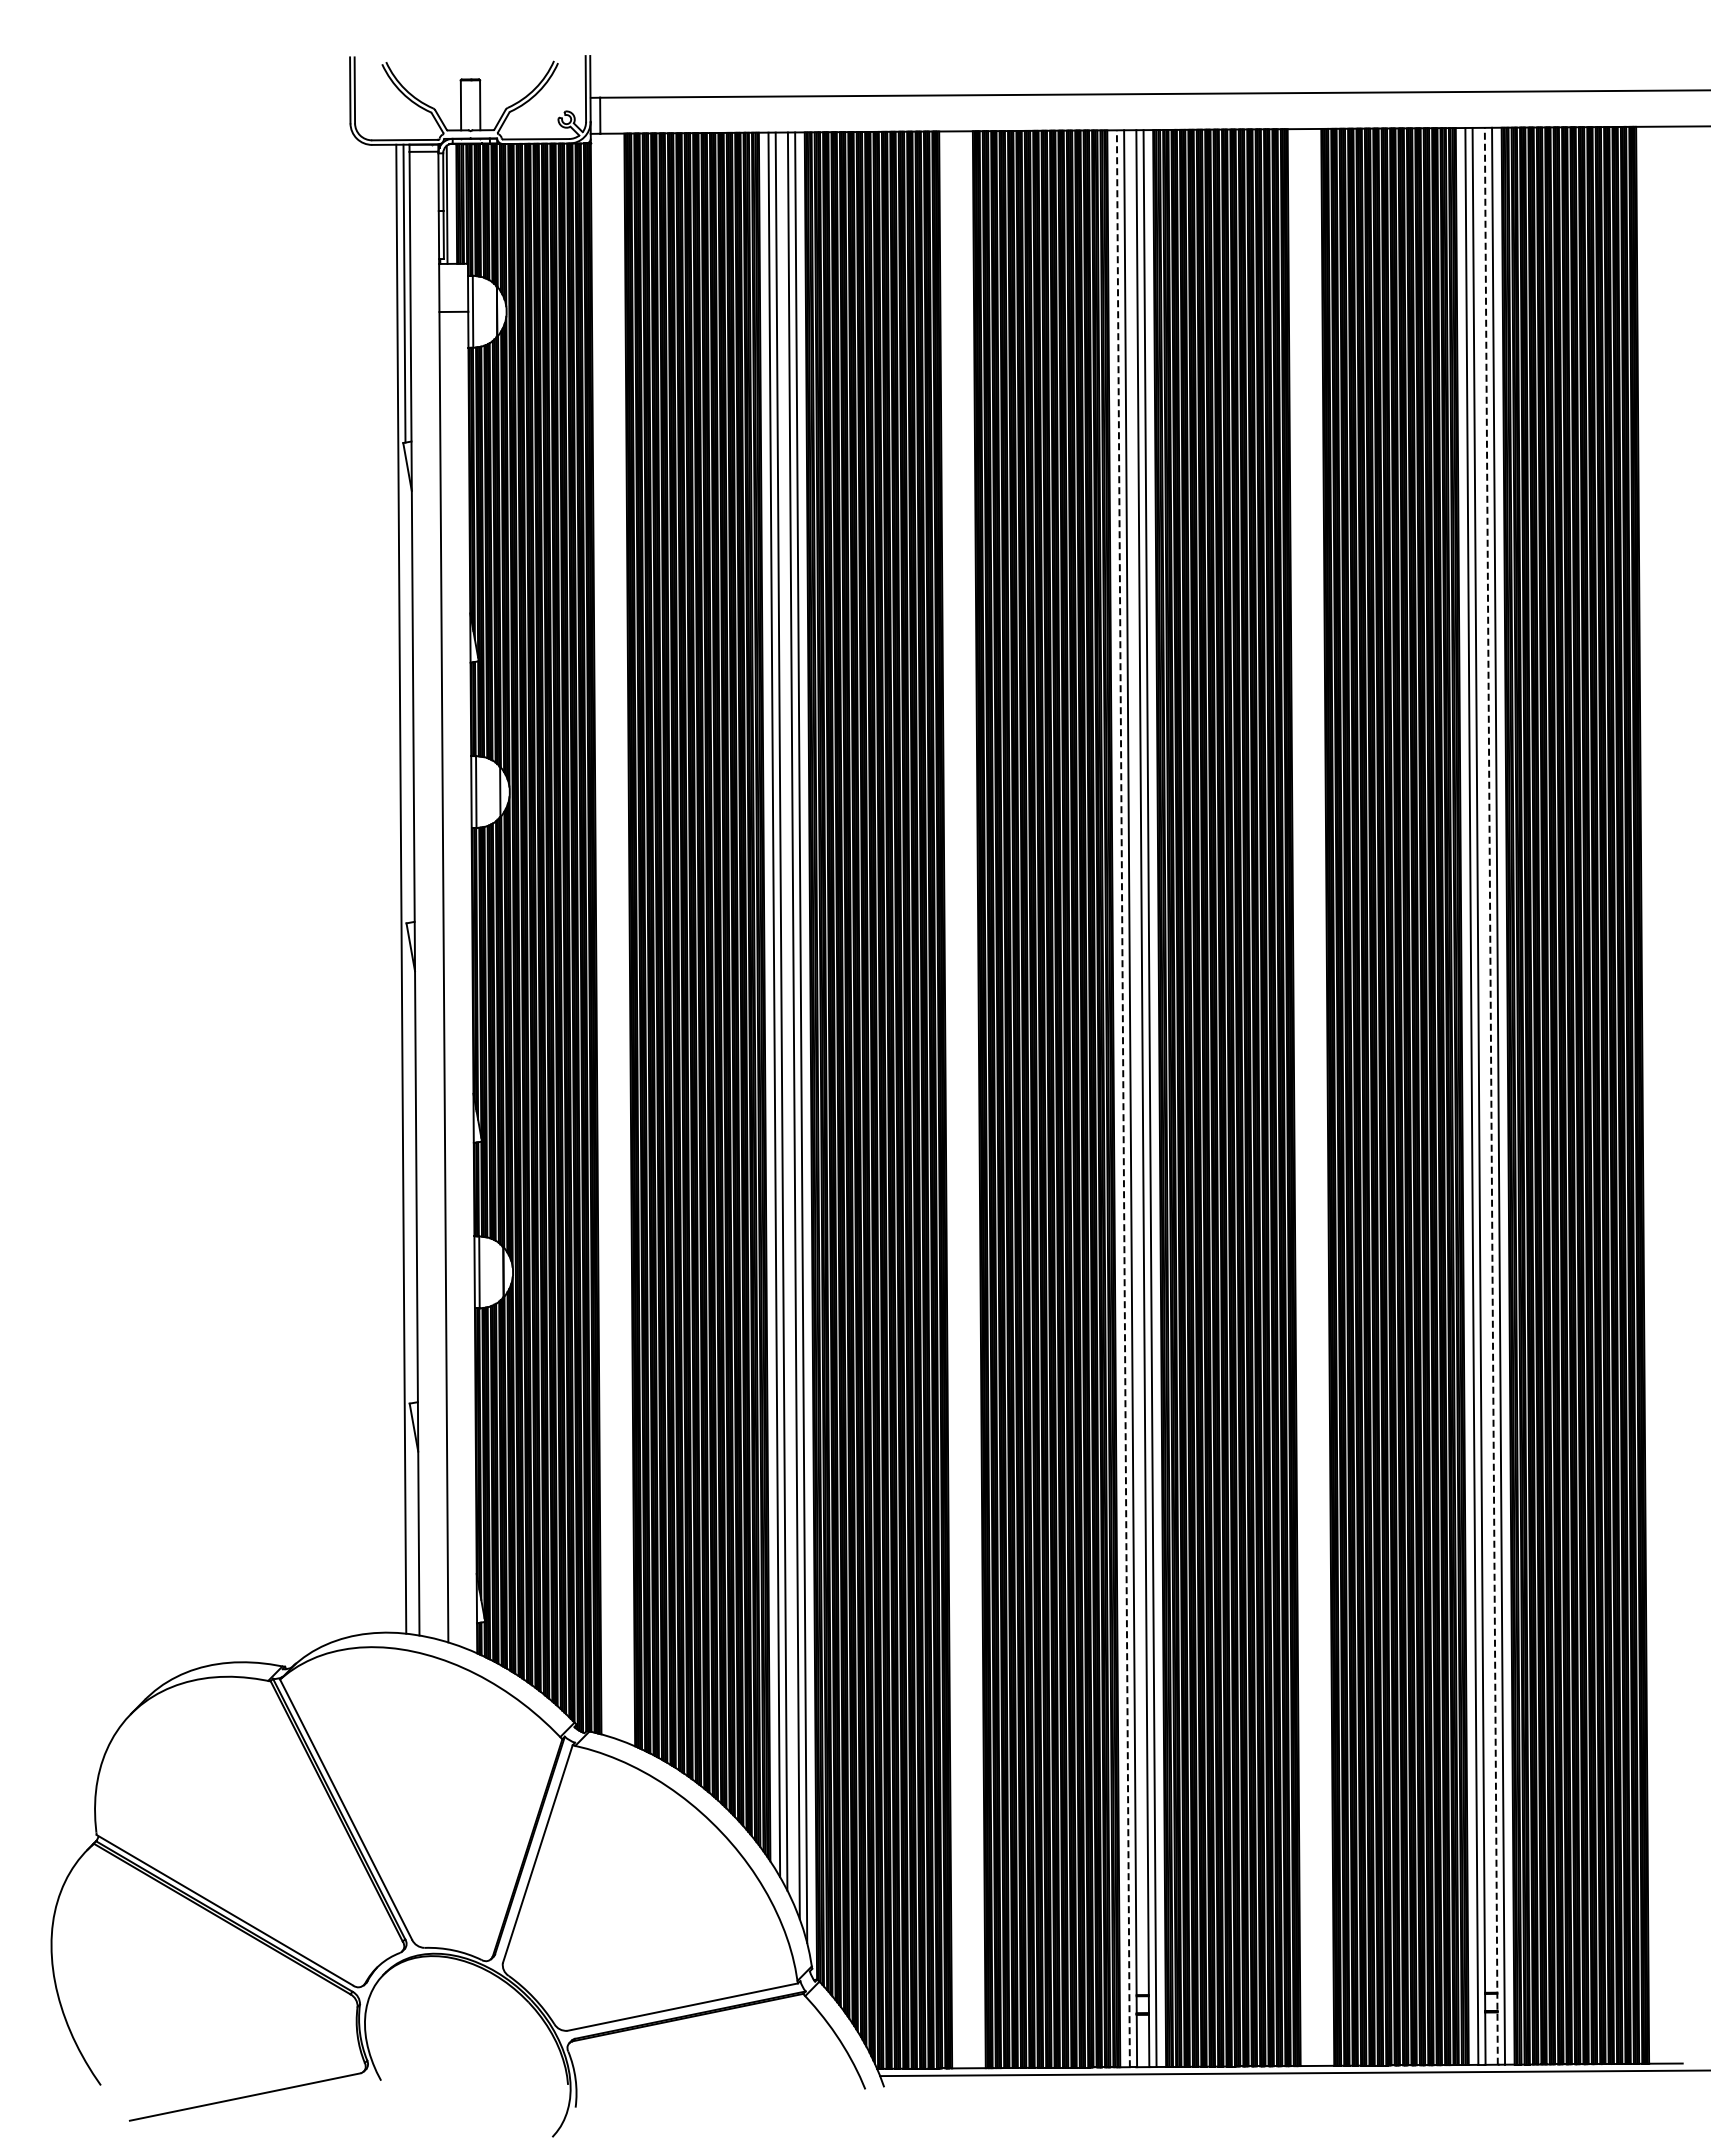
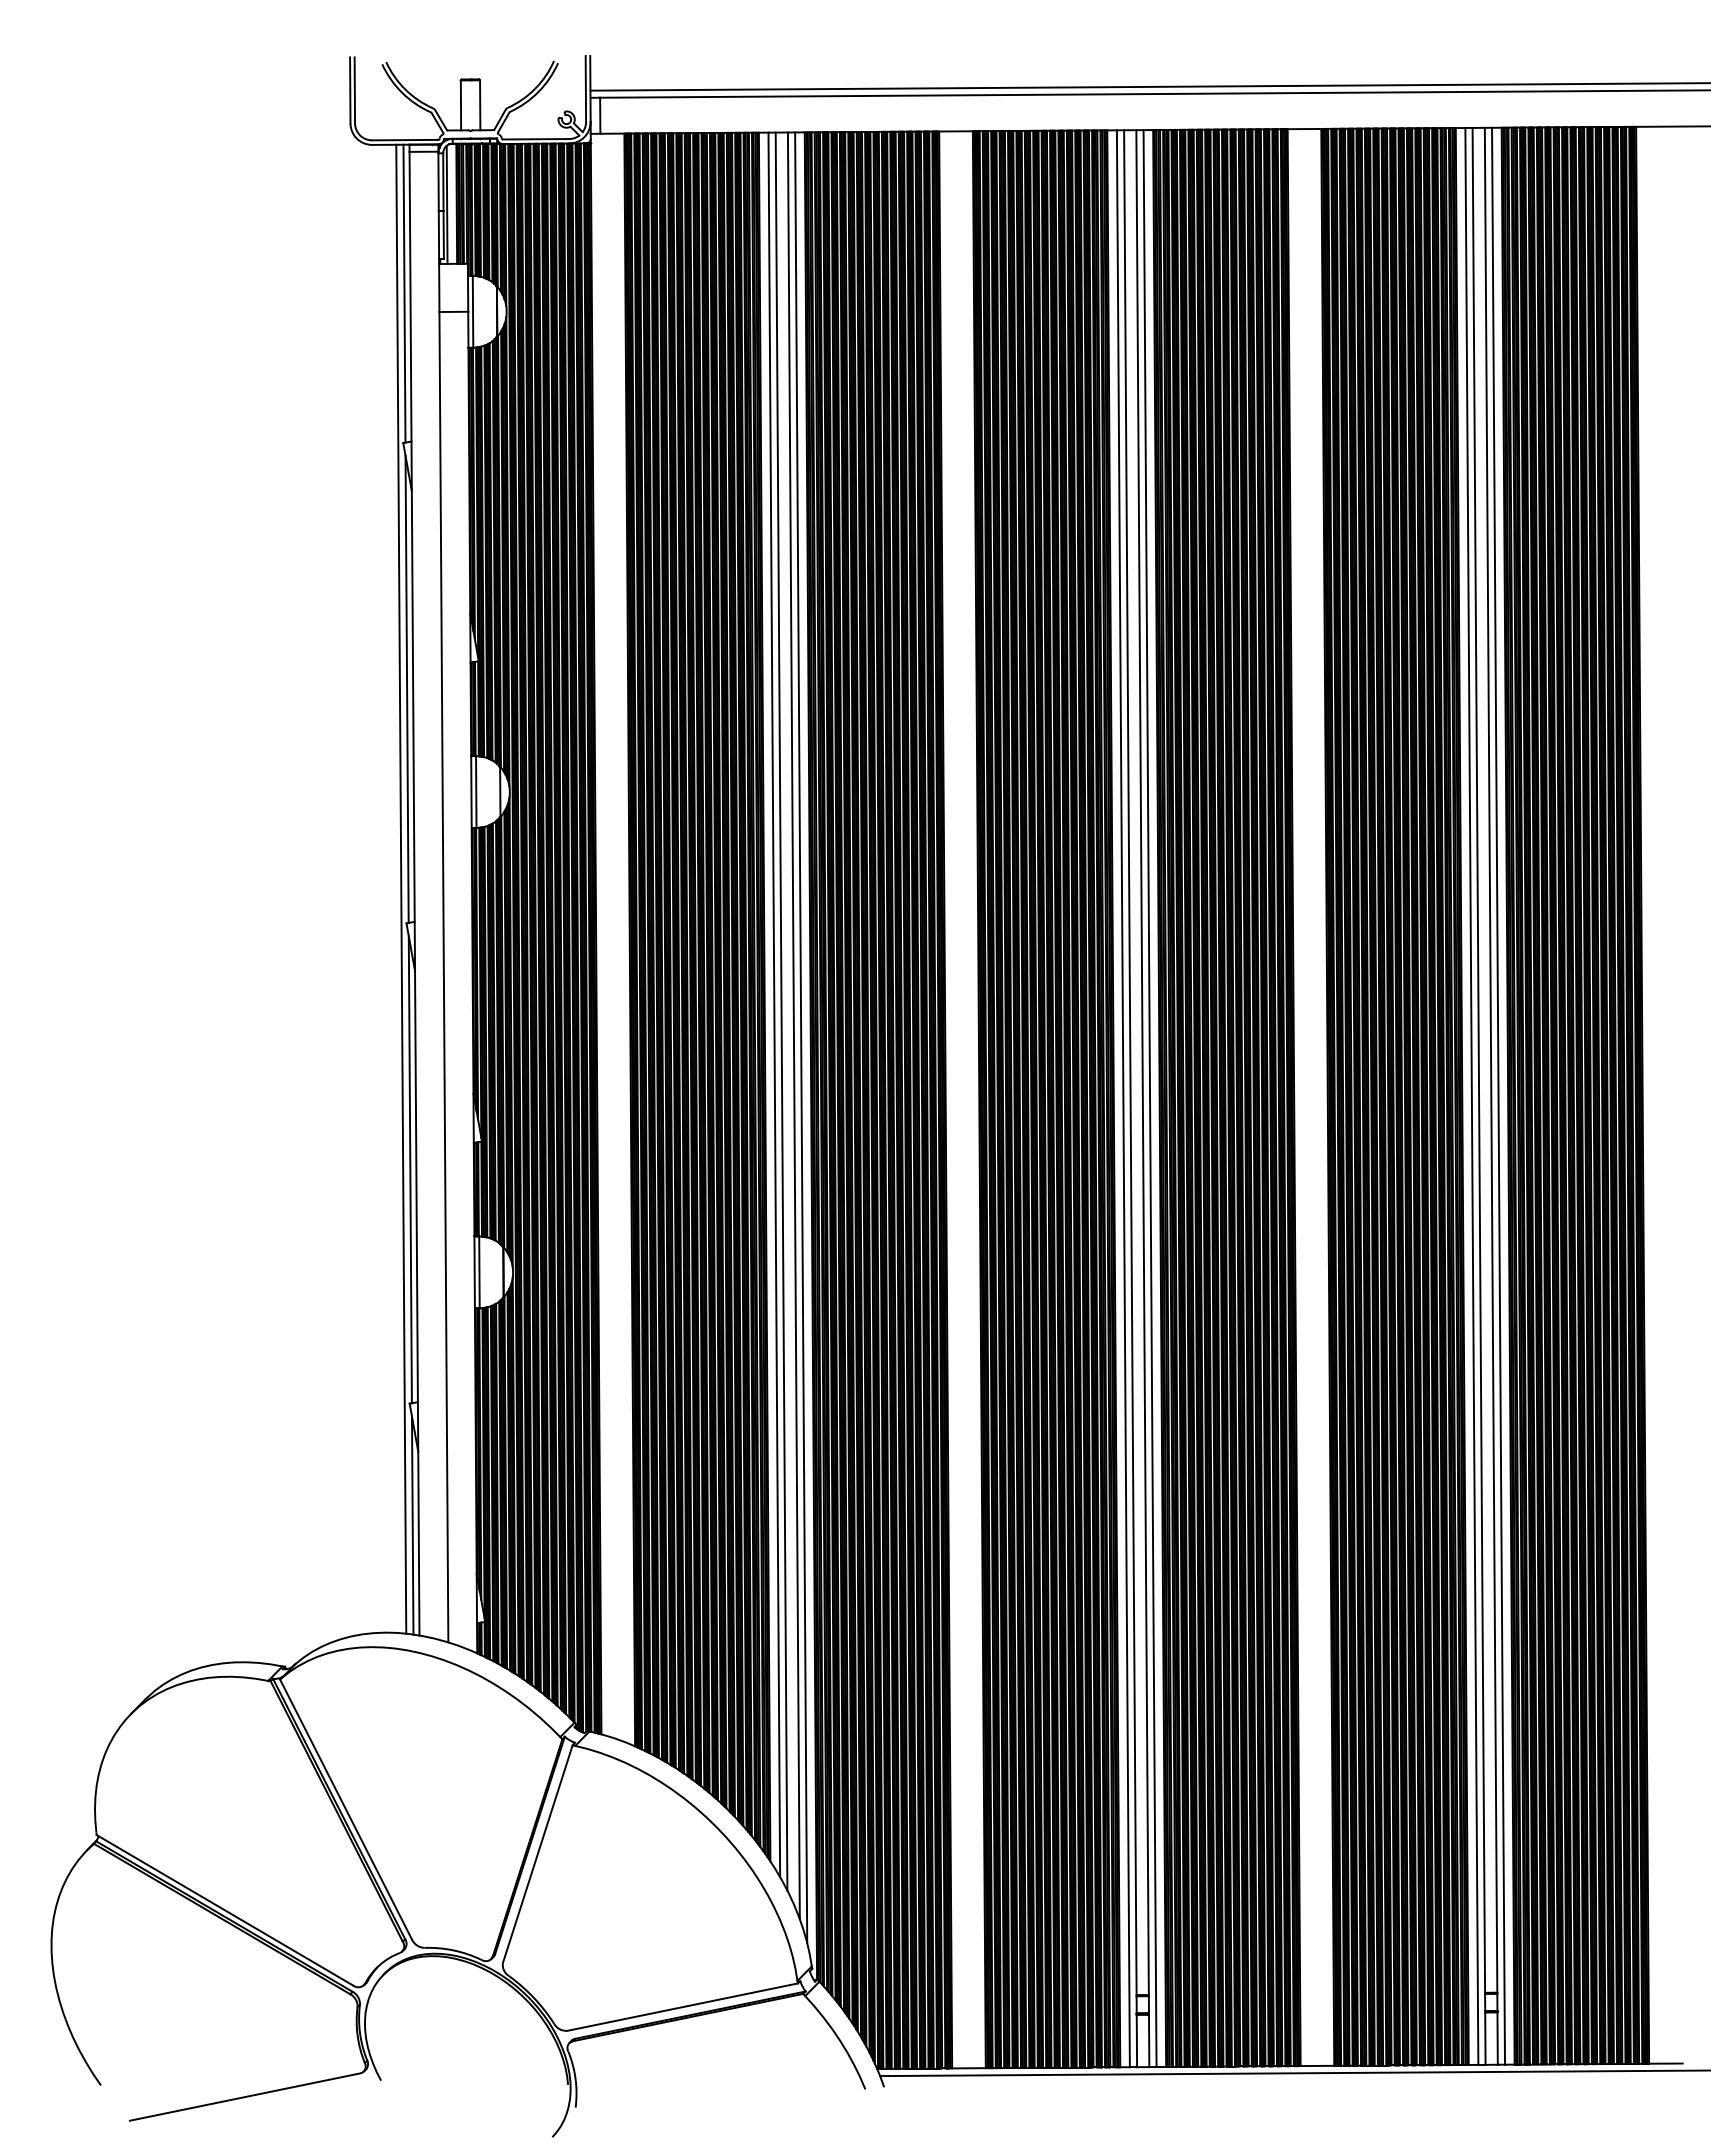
line: none -> present (1148, 86)
line: none -> present (406, 688)
line: dashed -> solid (1491, 1095)
line: dashed -> solid (1123, 1098)
line: none -> present (409, 1169)
line: none -> present (412, 1525)
